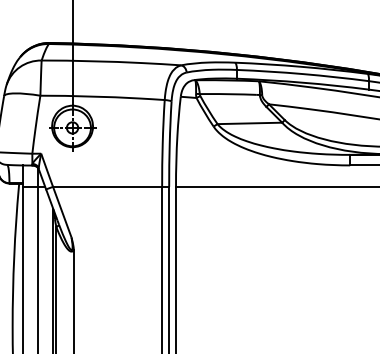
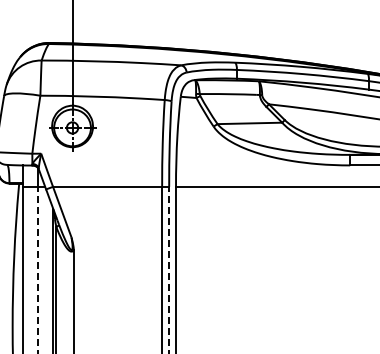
line: solid -> dashed (37, 269)
line: solid -> dashed (169, 269)
